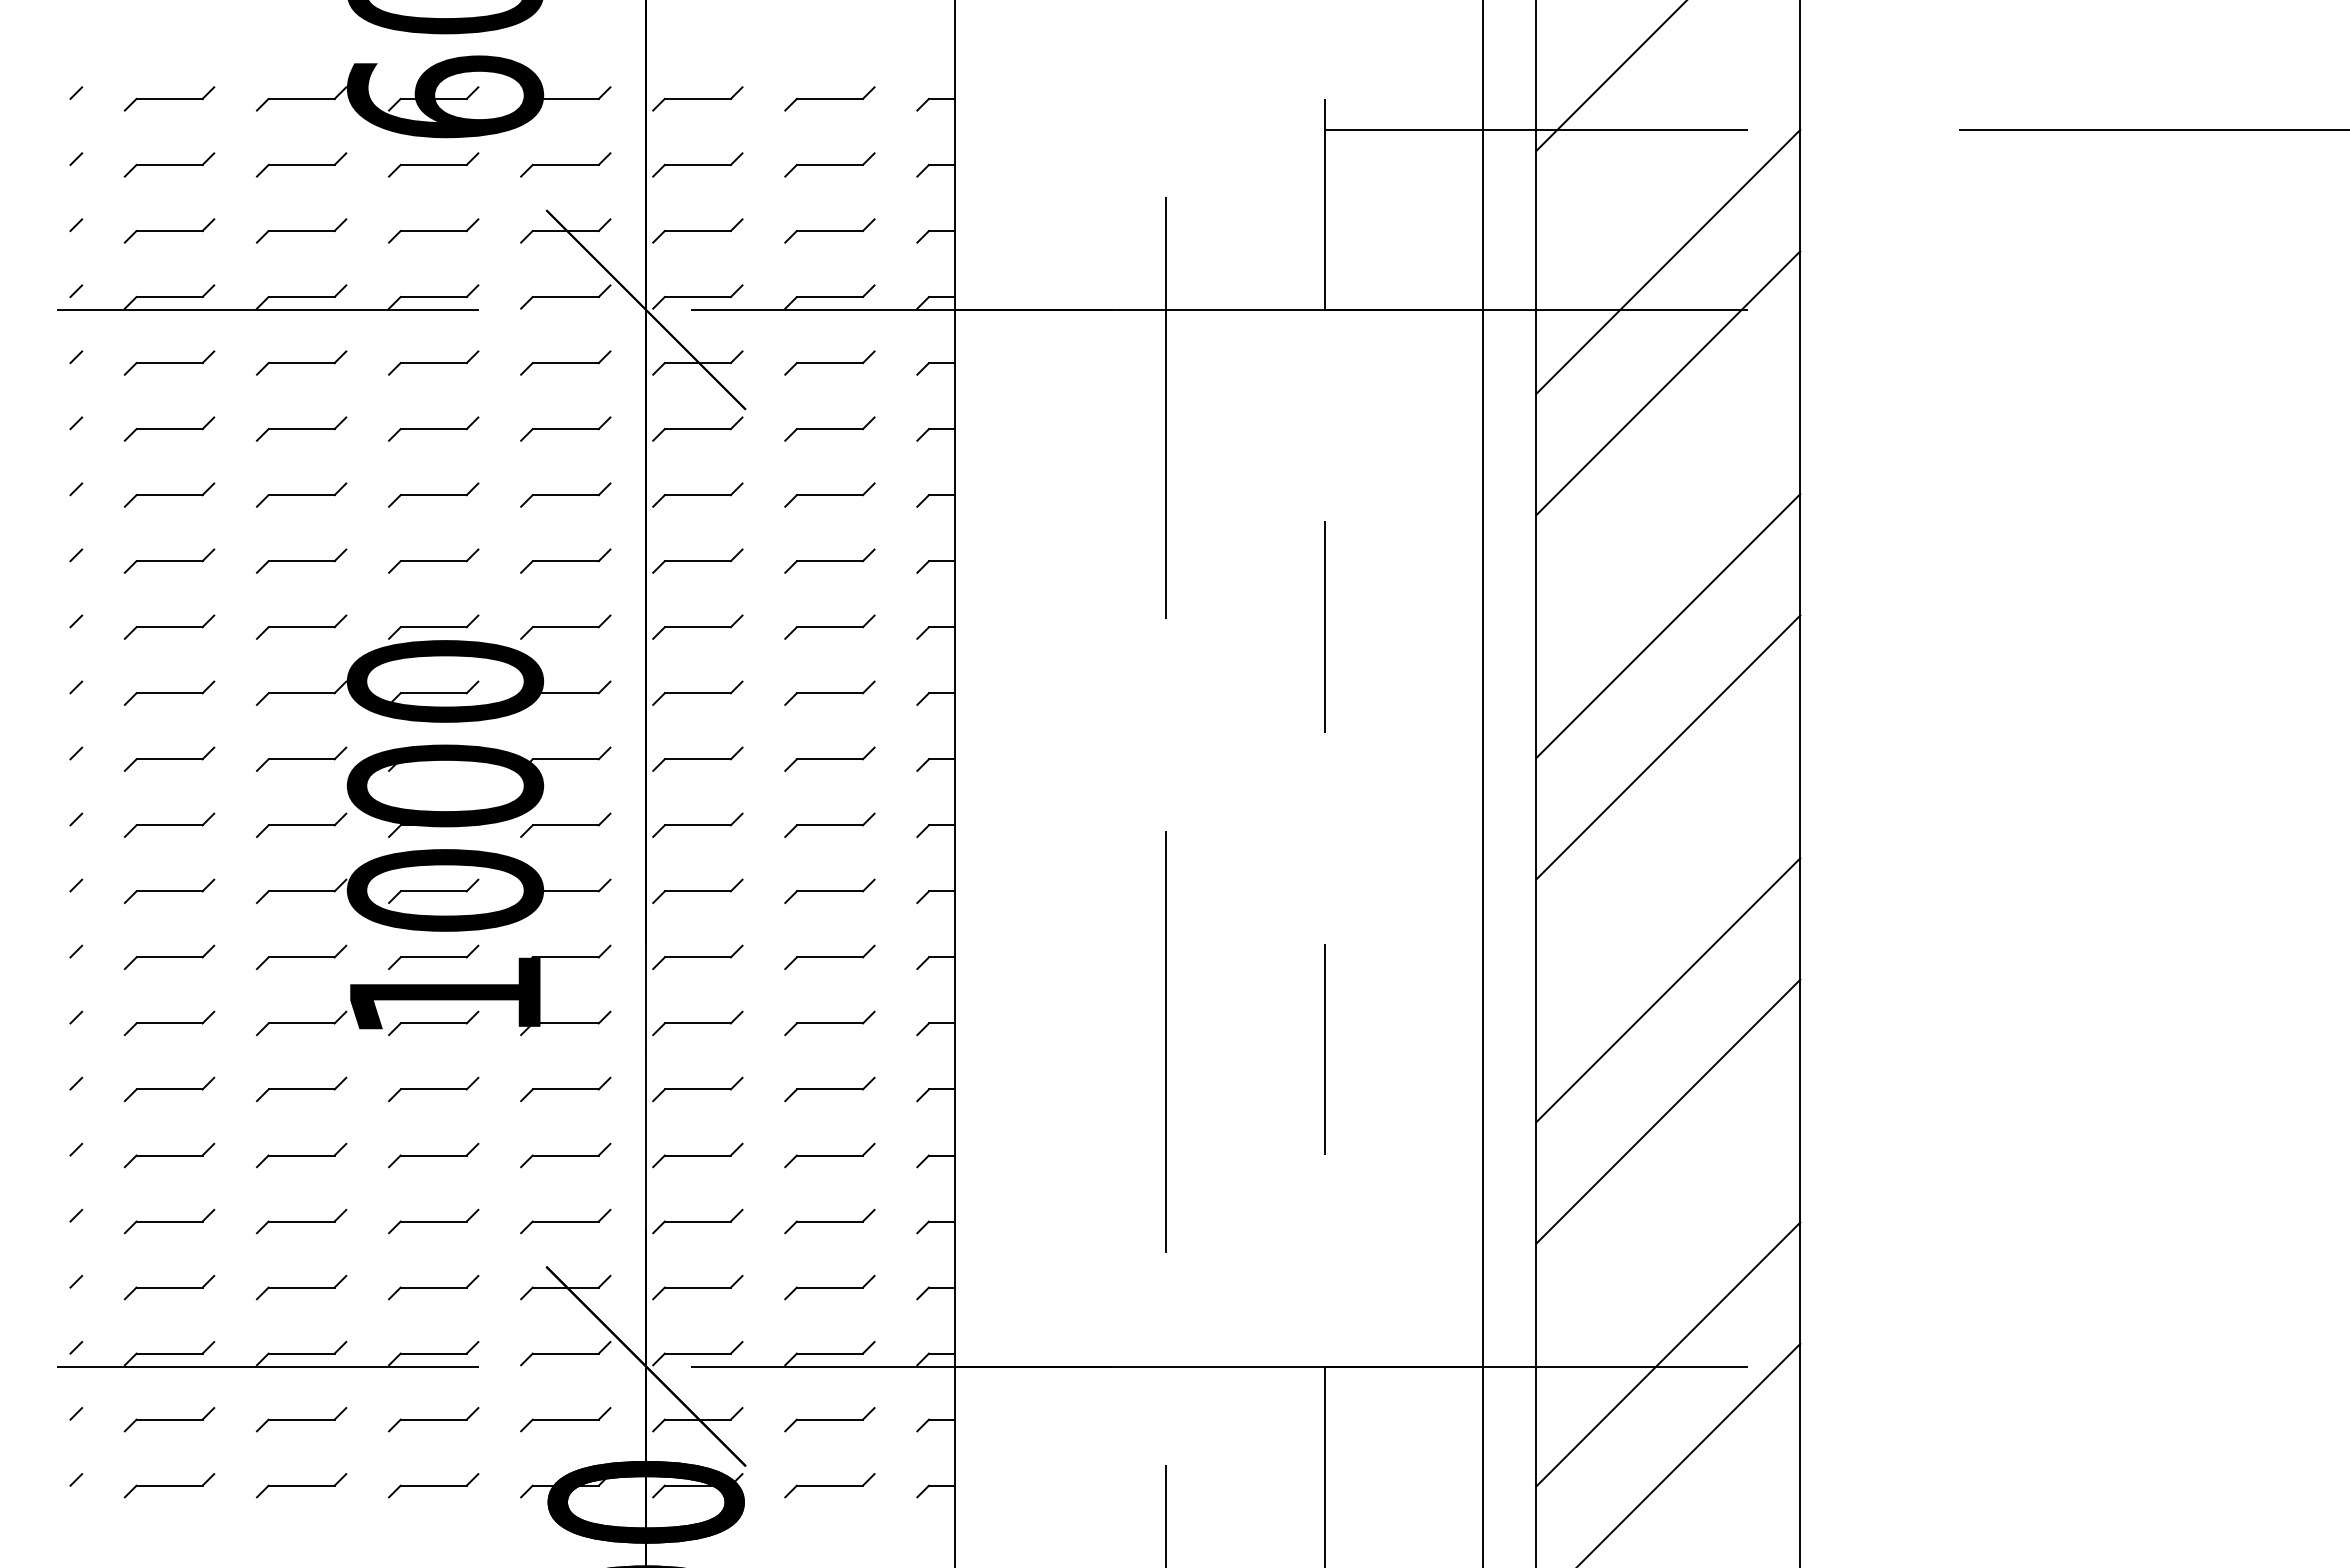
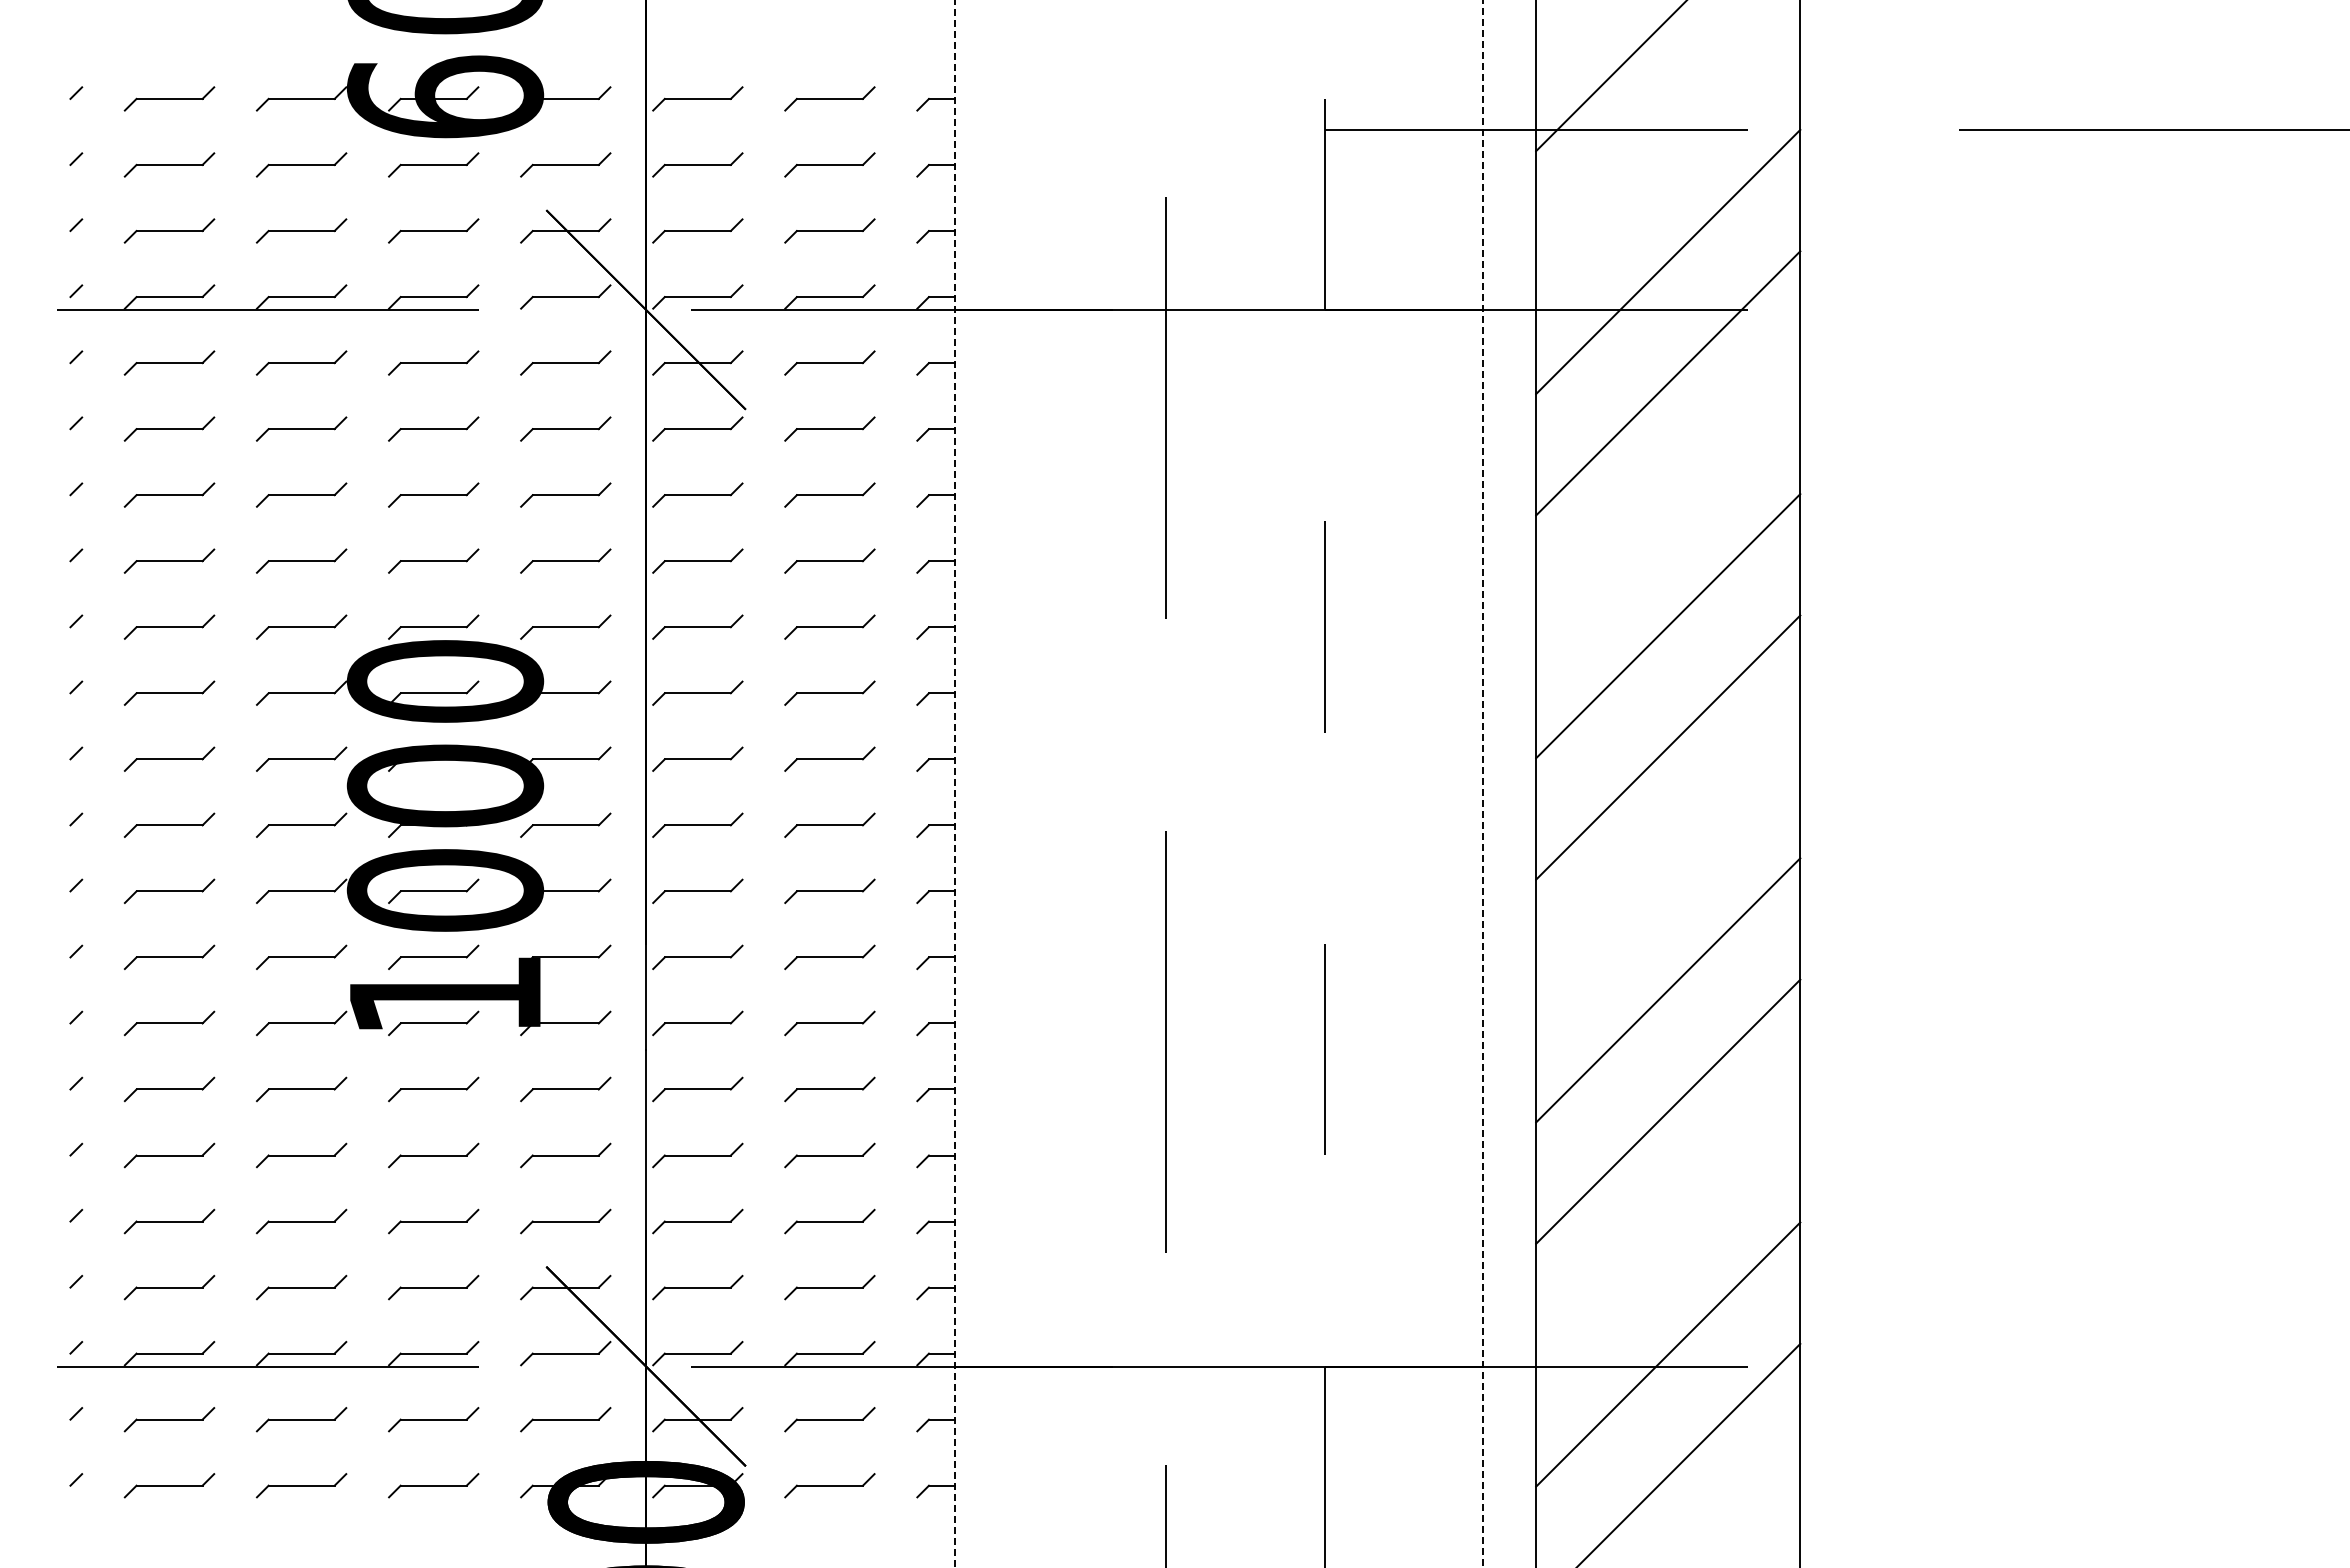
line: solid -> dashed (1483, 783)
line: solid -> dashed (955, 784)
